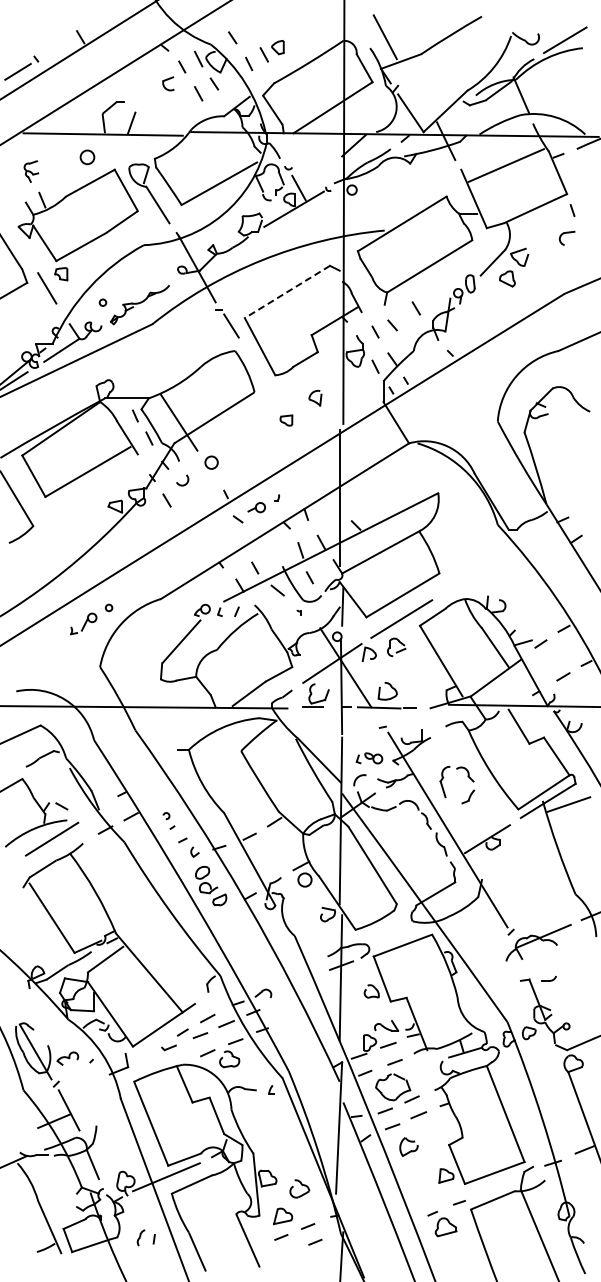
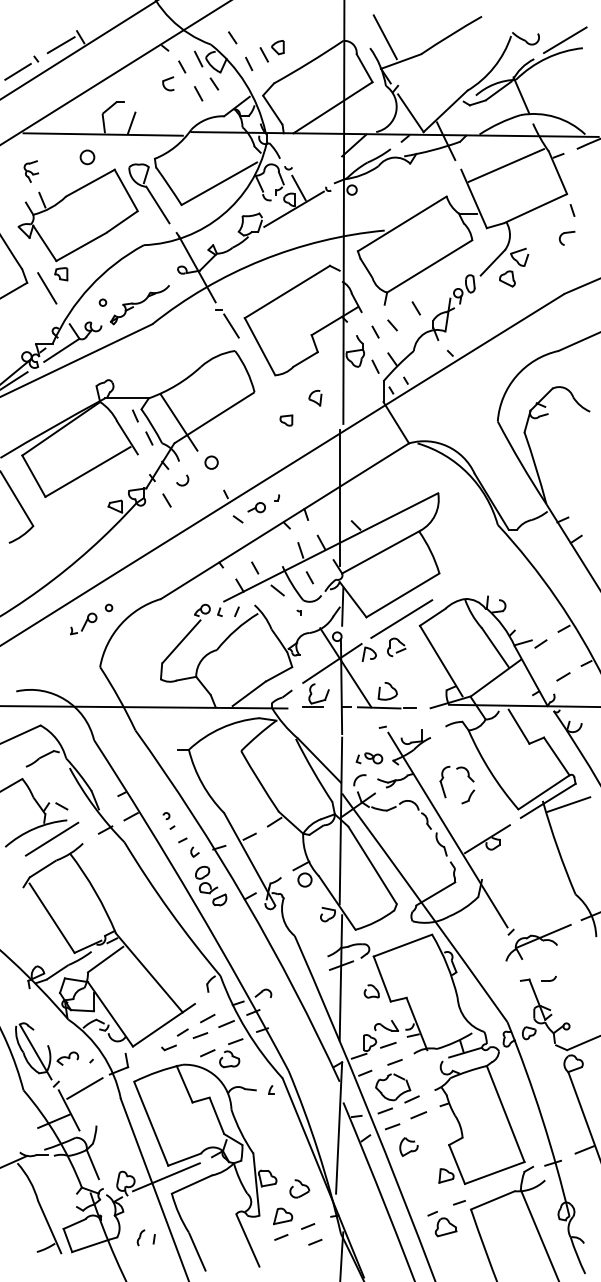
line: none -> present (60, 45)
line: dashed -> solid (287, 292)
line: none -> present (84, 1088)
